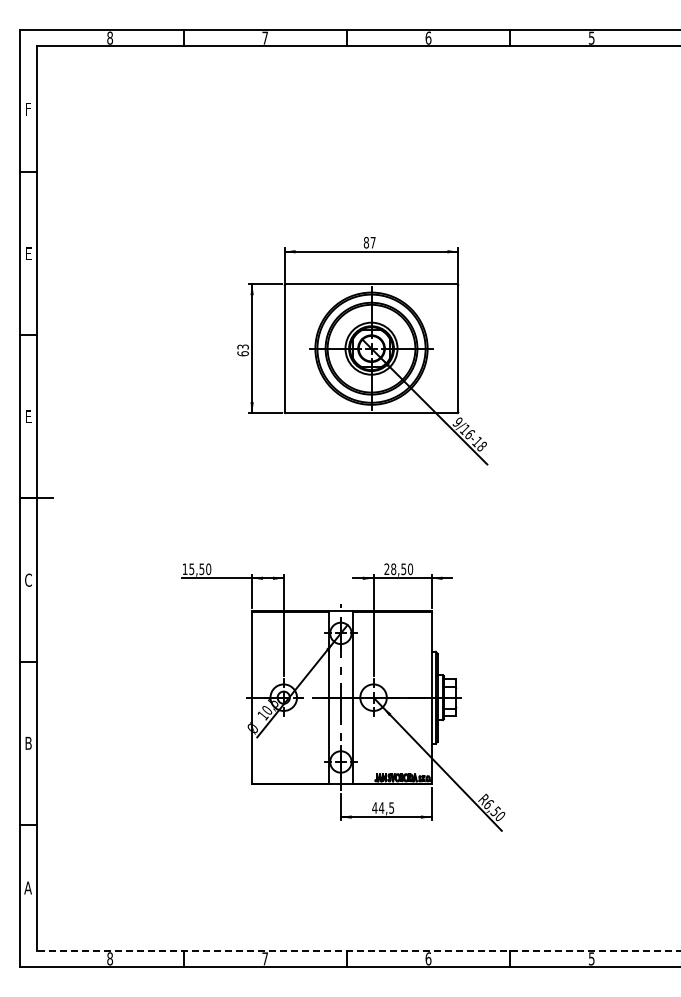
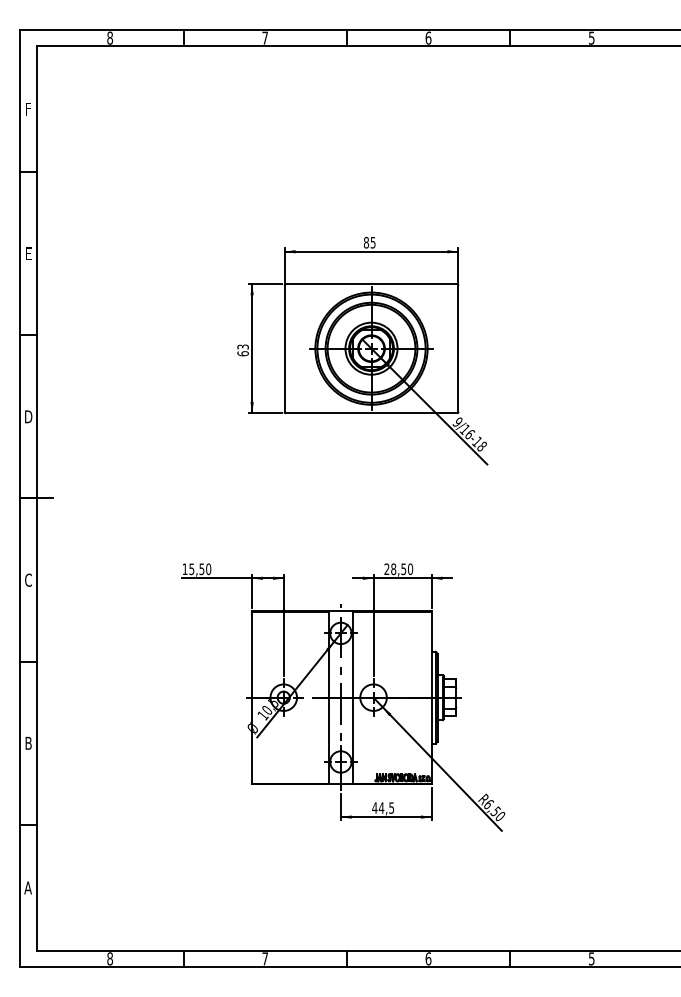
text: 87 -> 85 (372, 242)
text: E -> D (28, 416)
line: dashed -> solid (358, 950)
